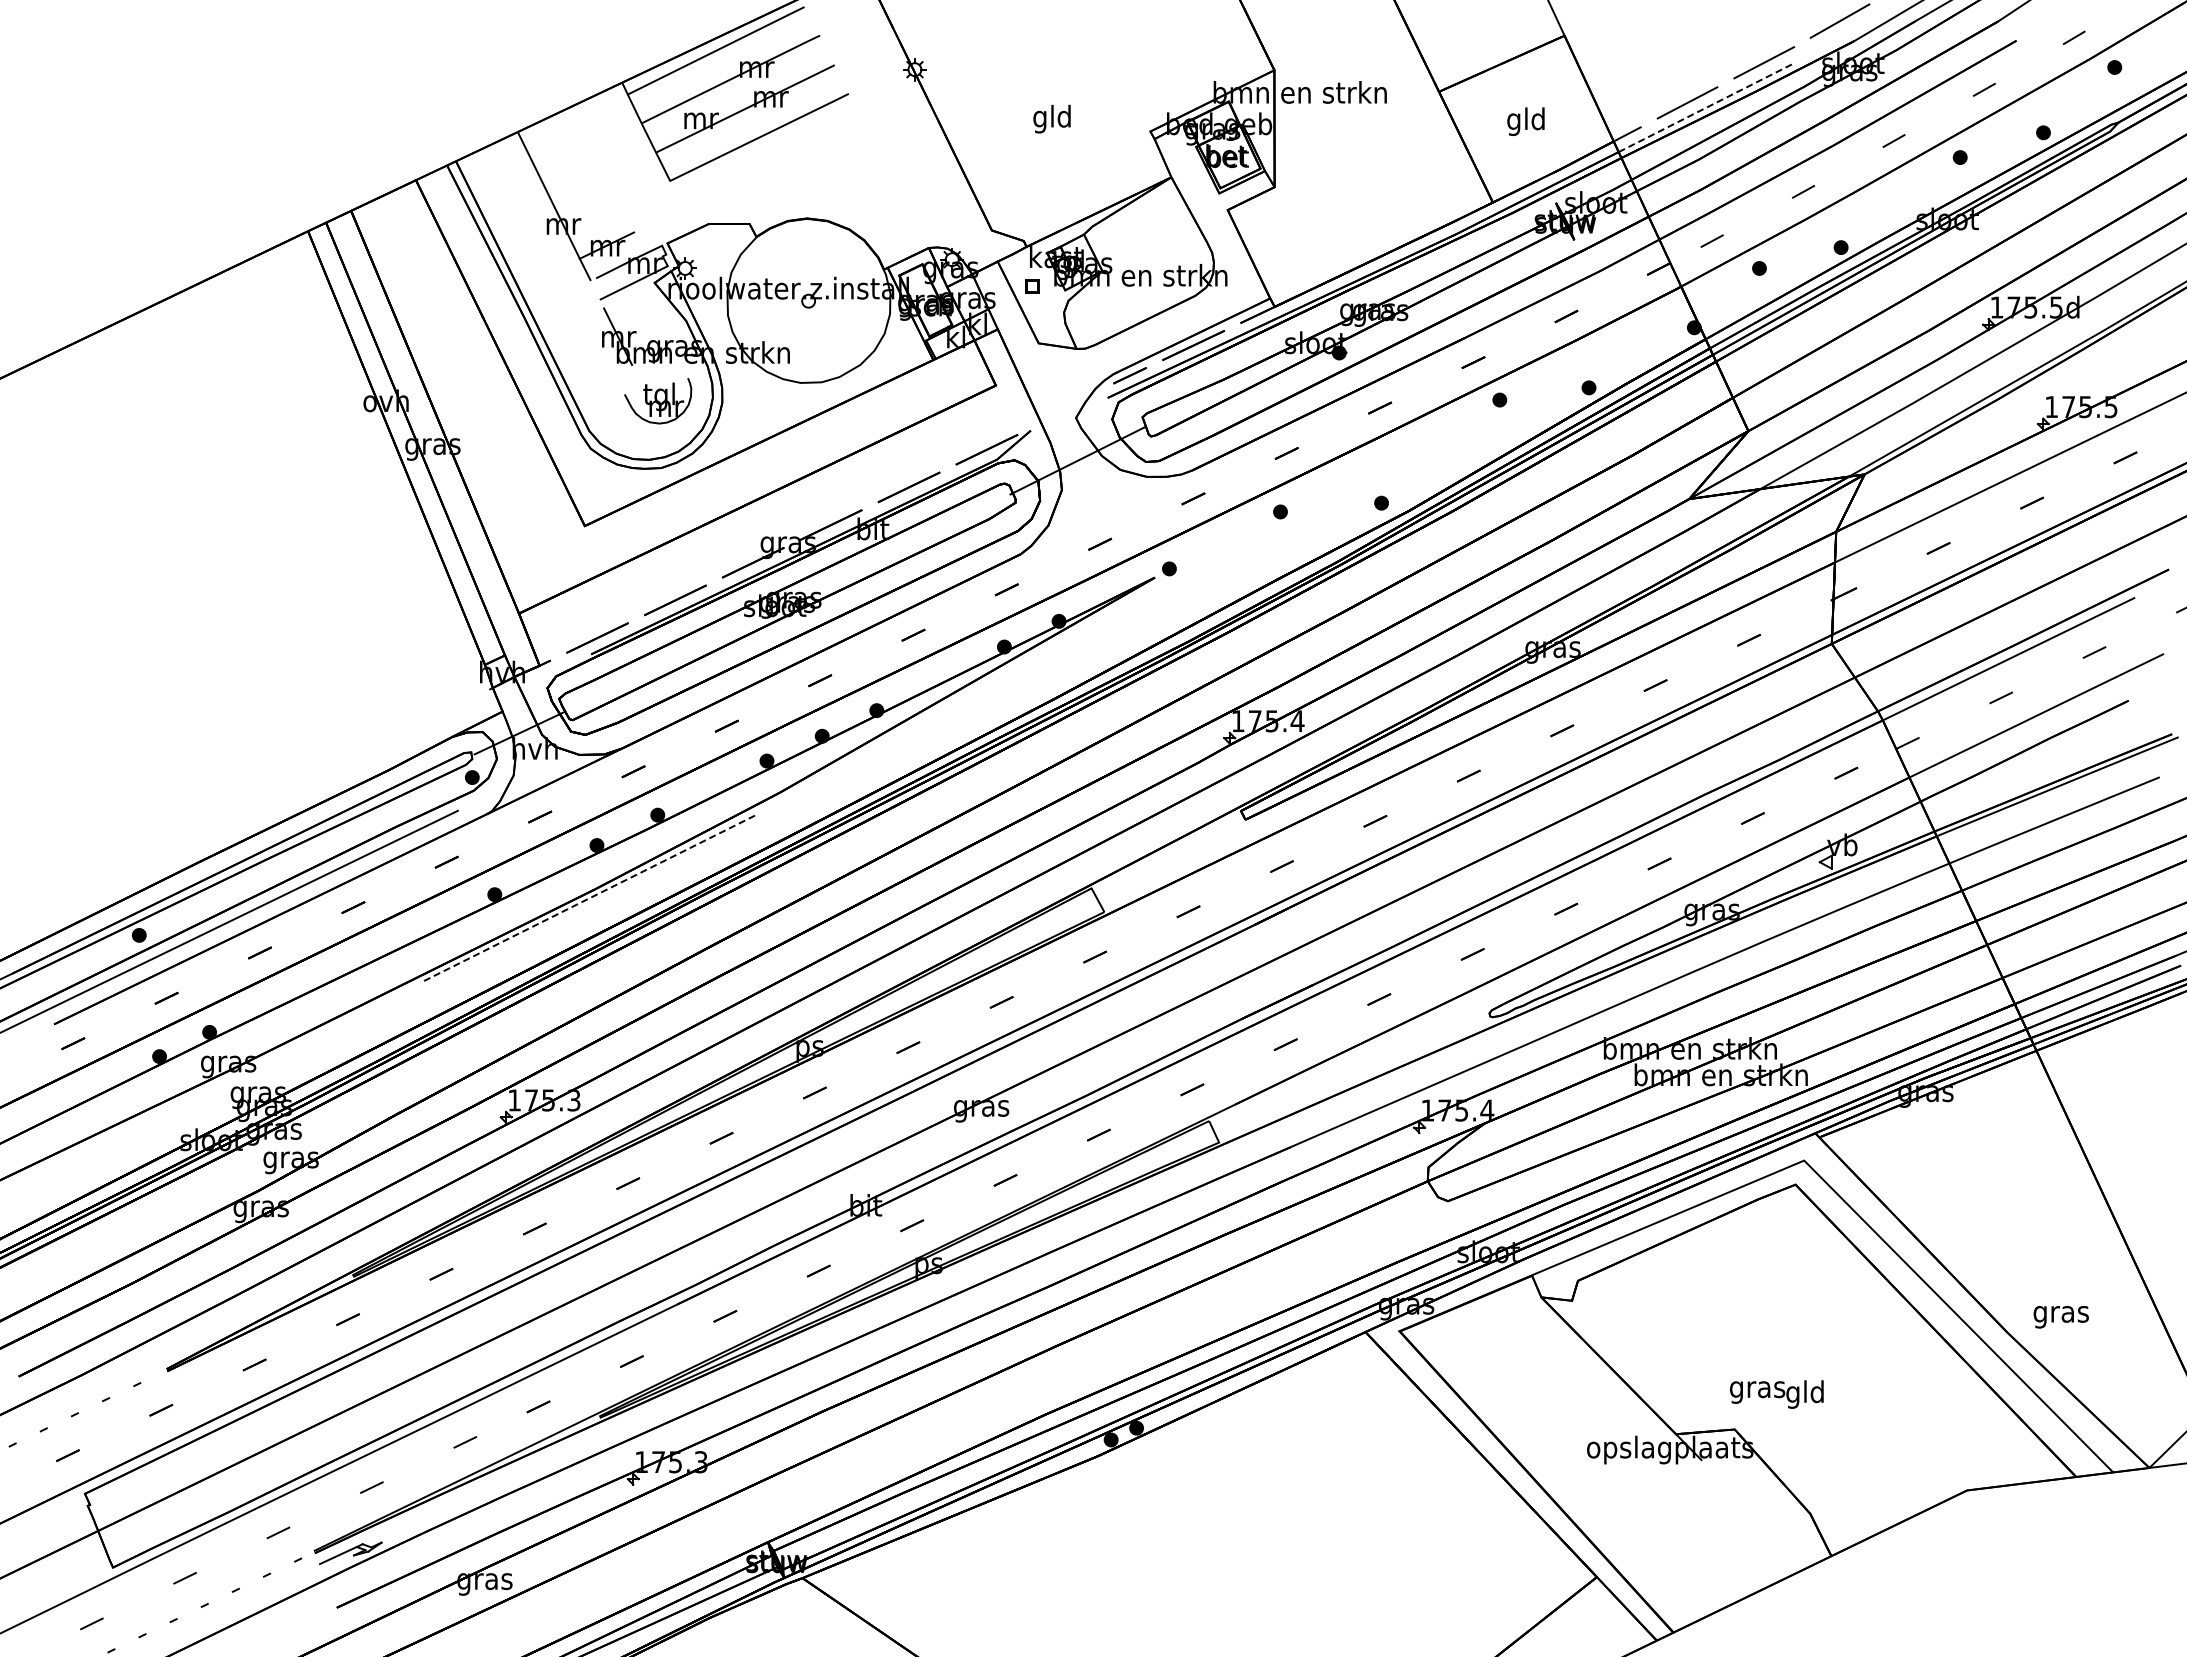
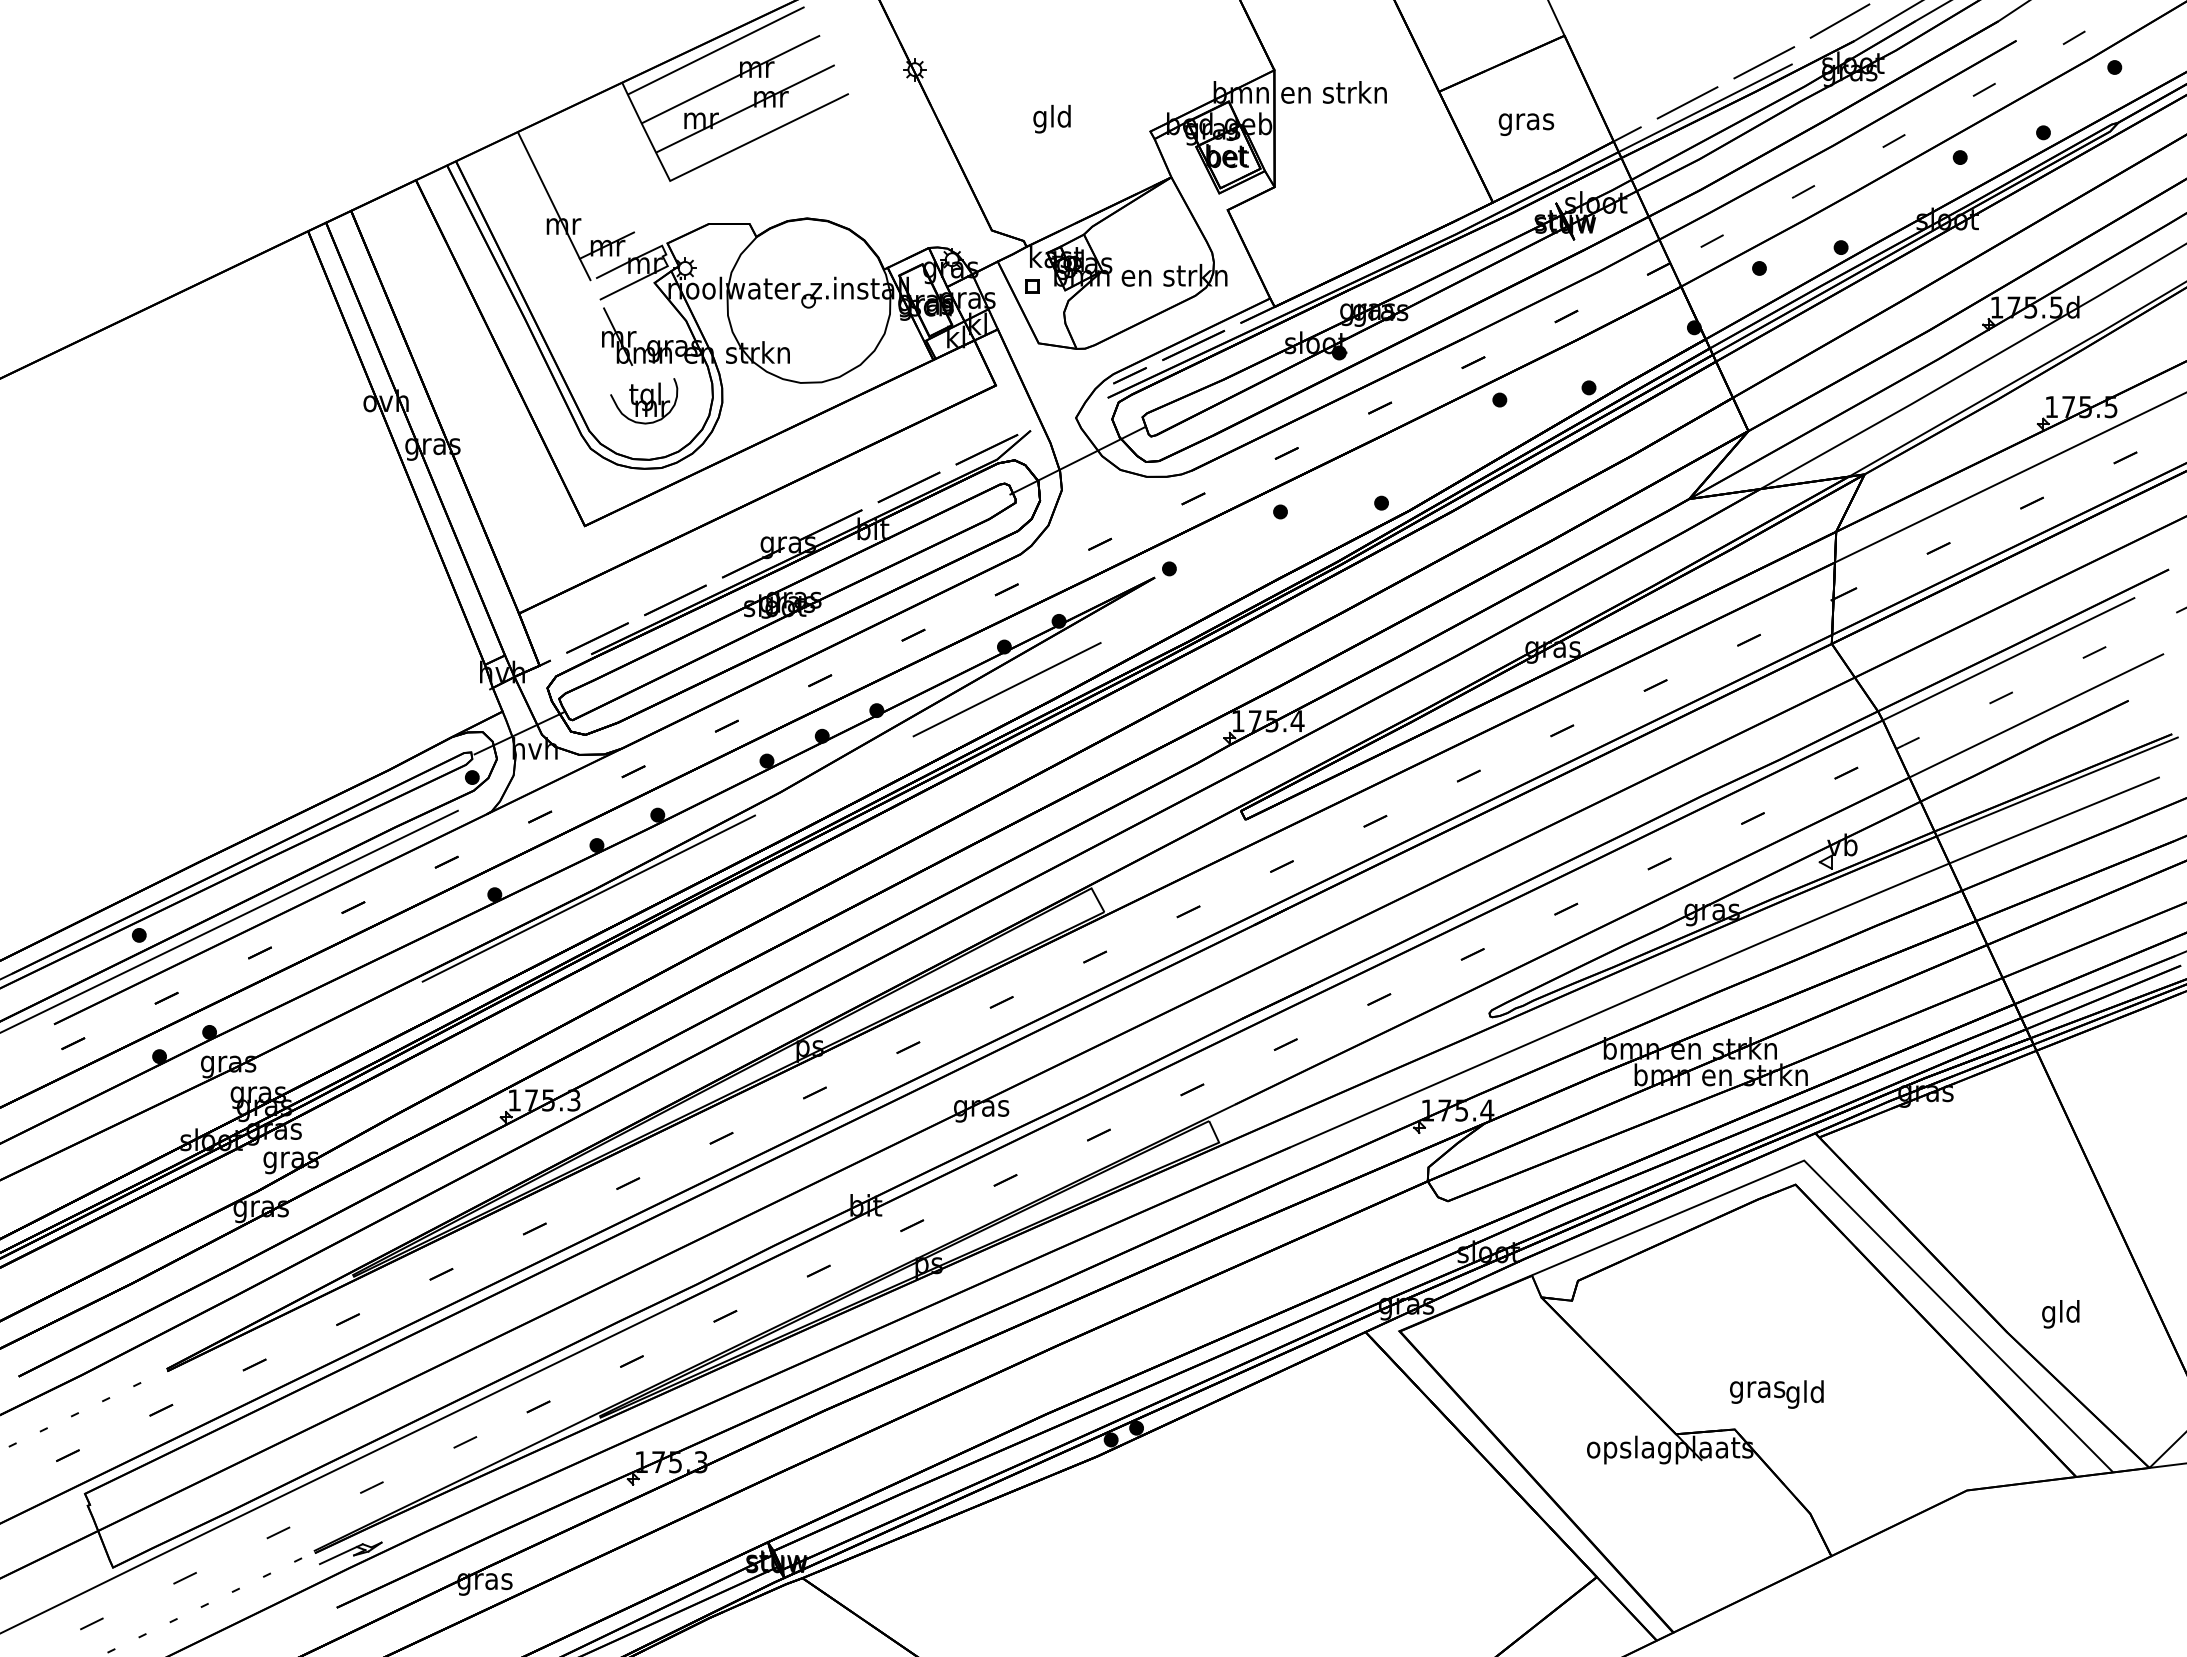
line: dashed -> solid (1704, 108)
text: gld -> gras (1526, 121)
part position: (658, 401) -> (644, 401) (644, 401)
line: none -> present (1006, 689)
line: dashed -> solid (588, 898)
text: gras -> gld (2060, 1314)
